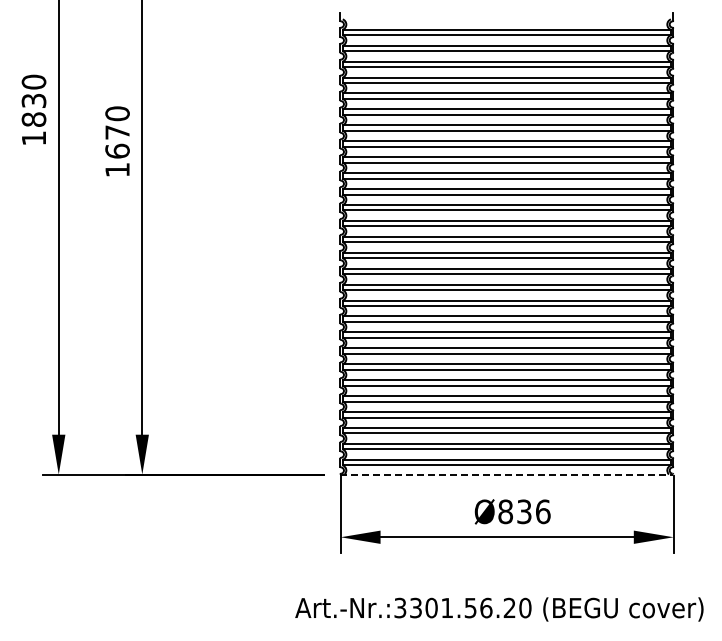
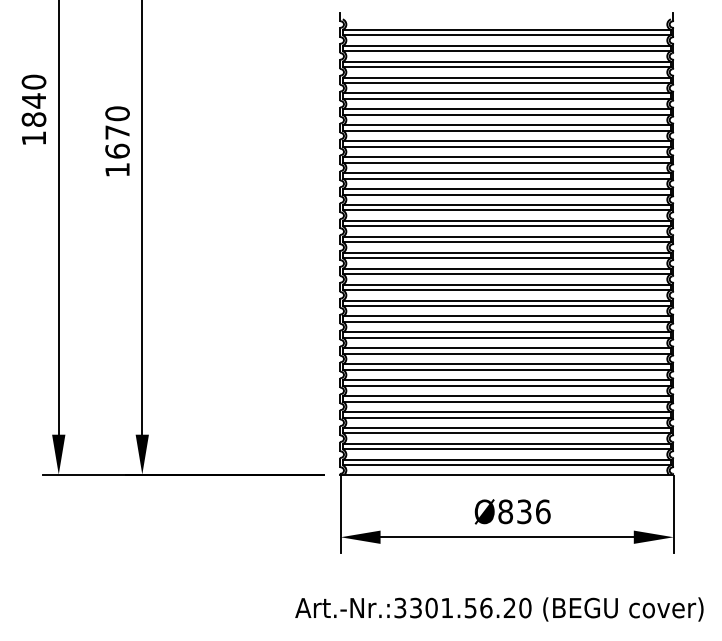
text: 1830 -> 1840 (33, 100)
line: dashed -> solid (507, 474)
